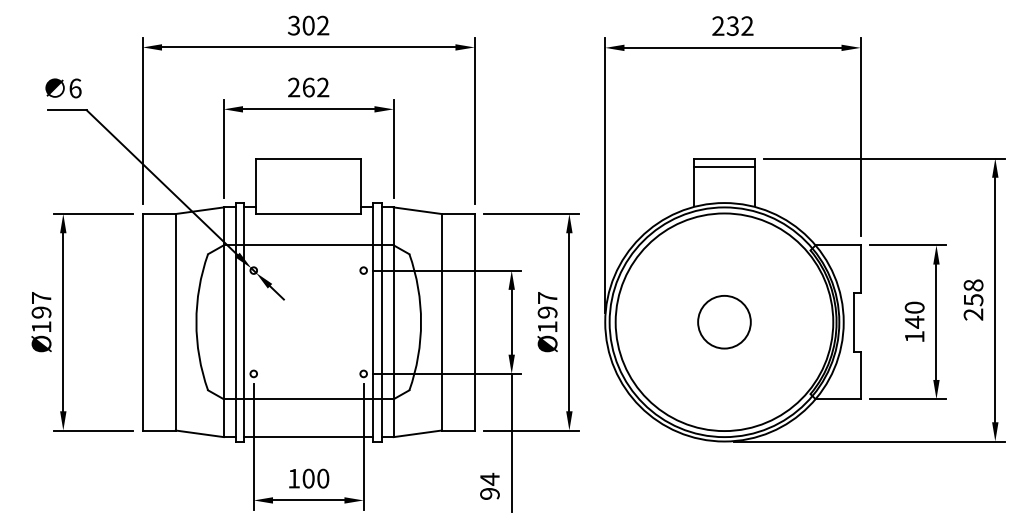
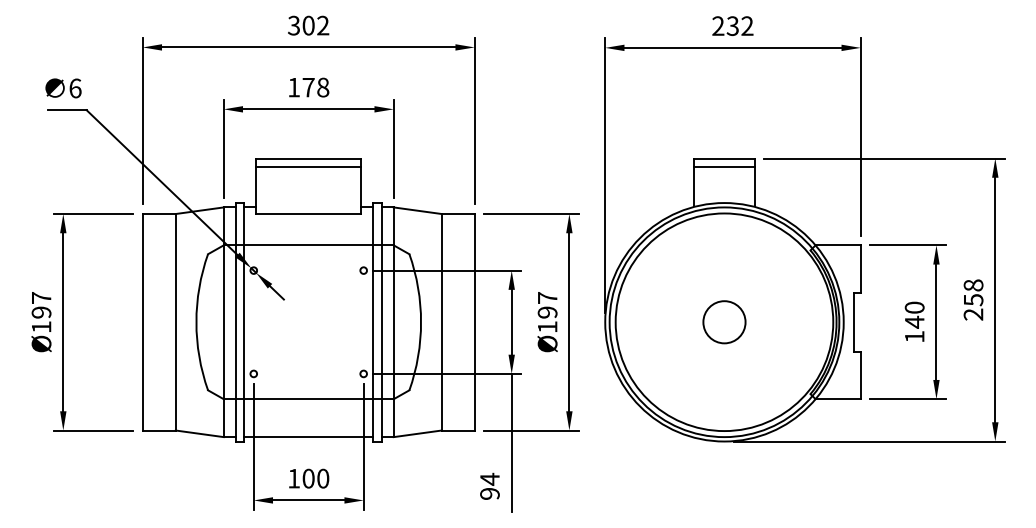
text: 262 -> 178 (308, 87)
line: none -> present (308, 167)
circle size: 55x55 px -> 45x45 px (724, 322)
